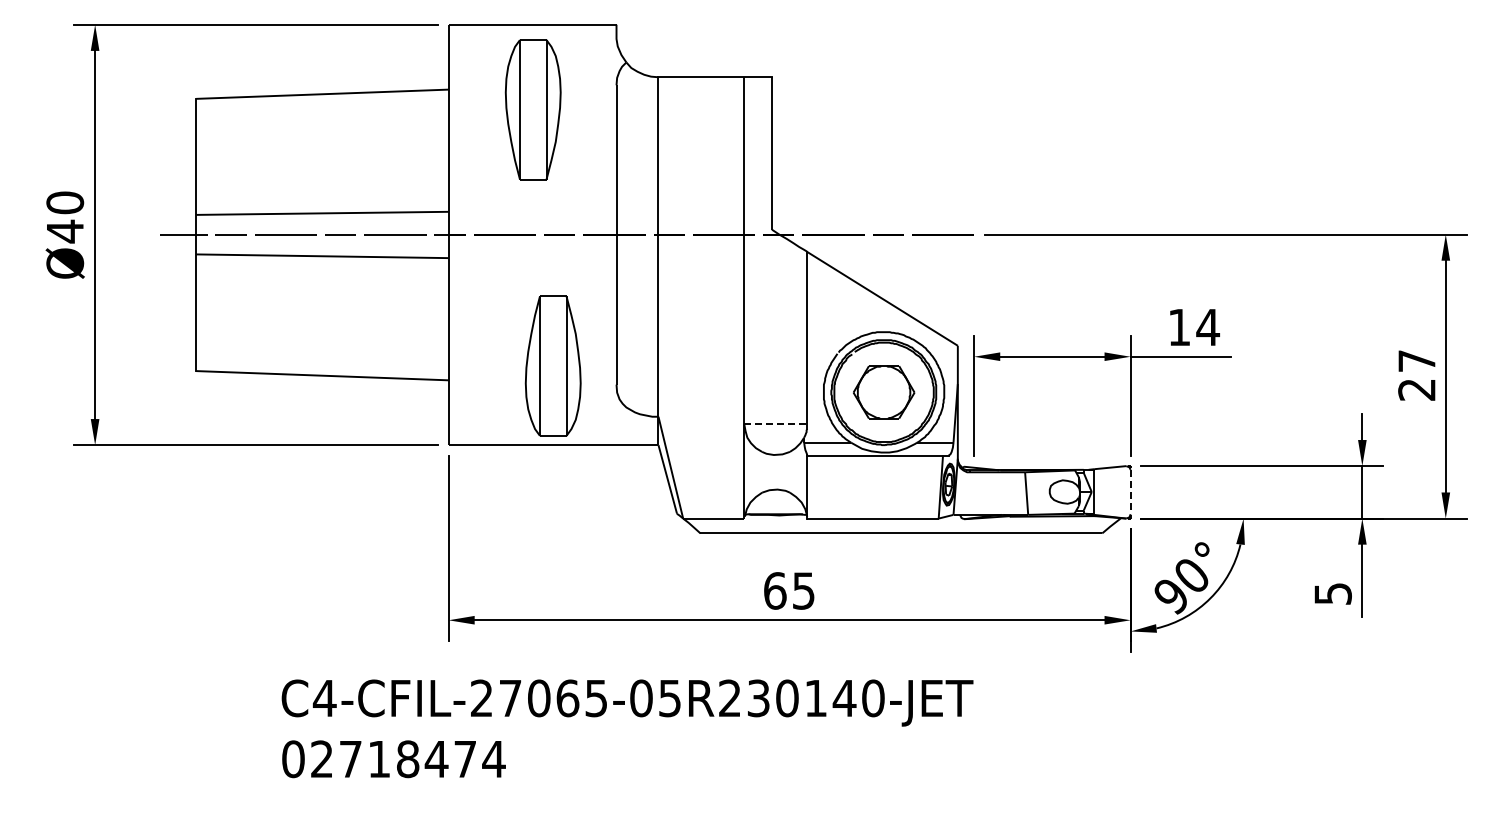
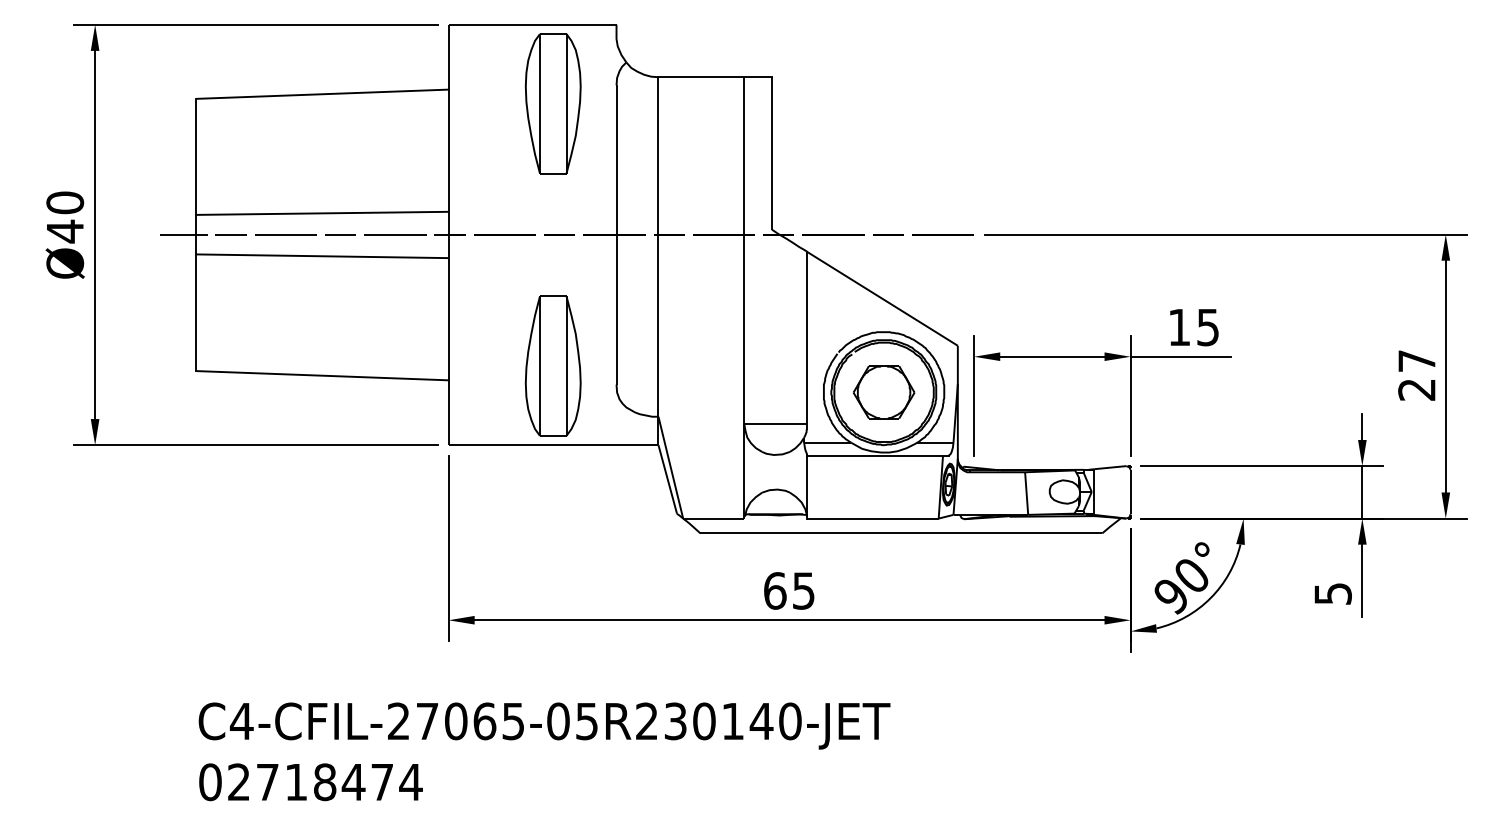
part position: (532, 109) -> (552, 103) (552, 103)
text: 14 -> 15 (1208, 327)
line: dashed -> solid (776, 424)
line: dashed -> solid (1130, 492)
text position: (627, 728) -> (544, 751) (544, 751)
